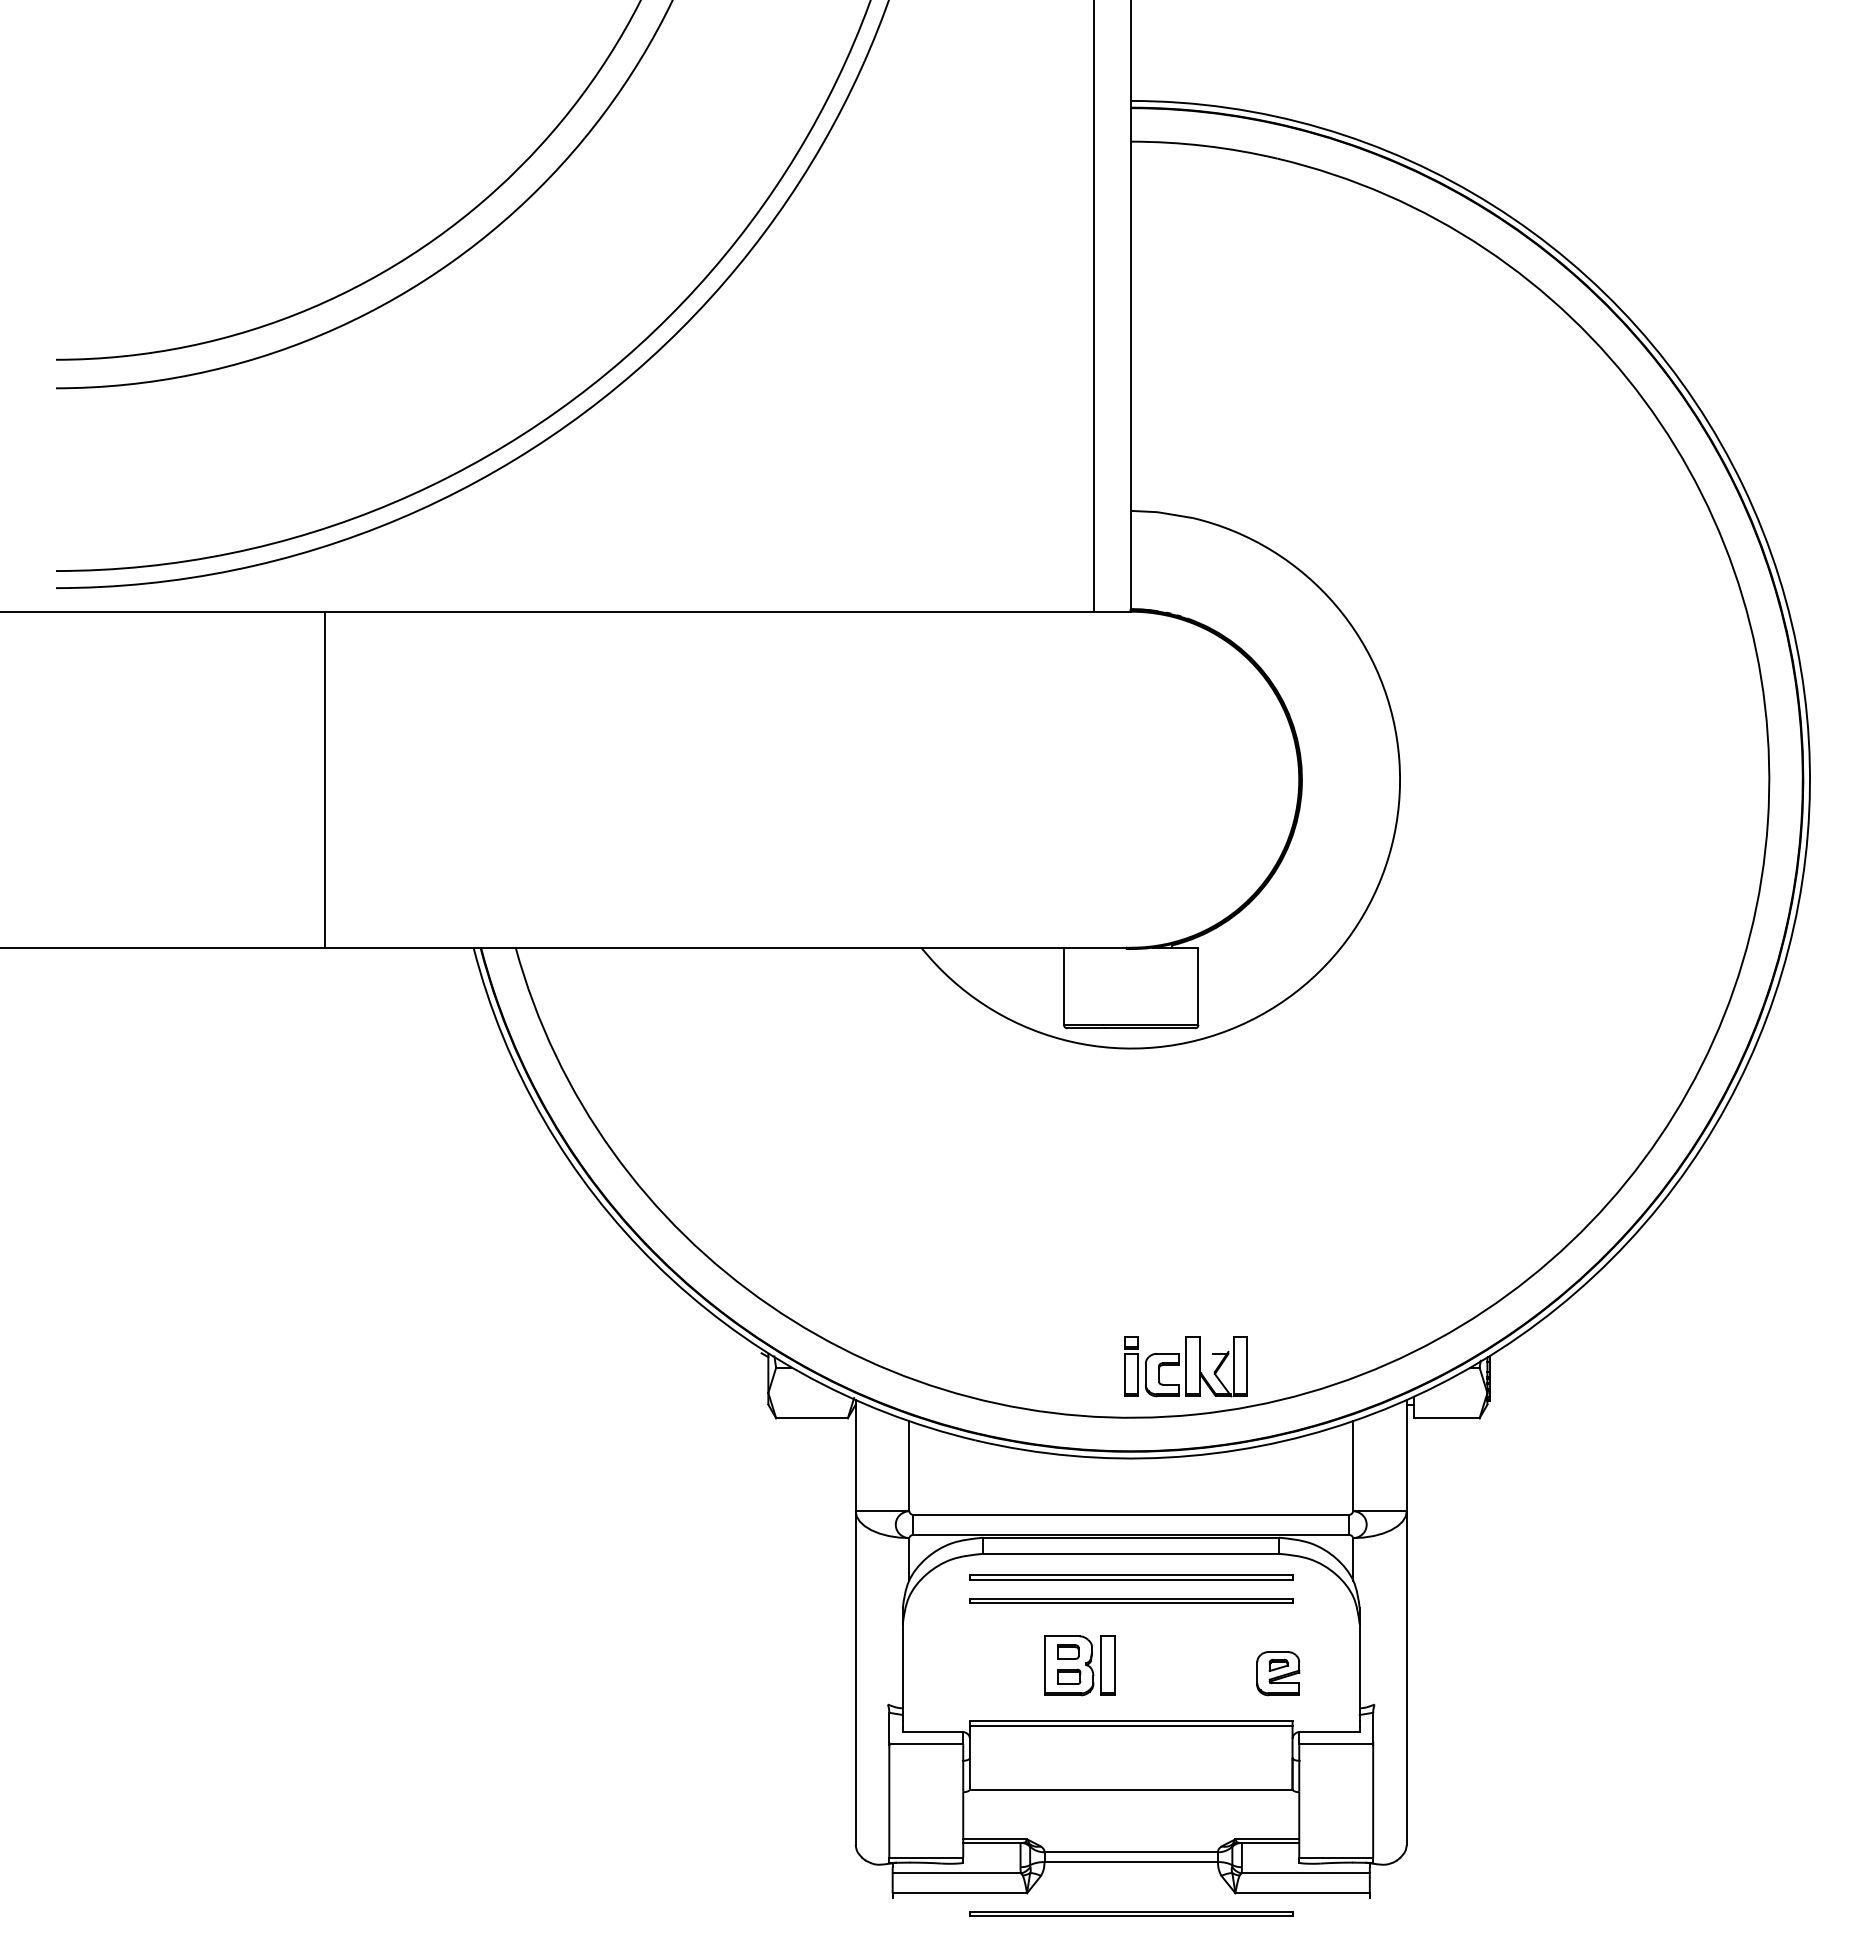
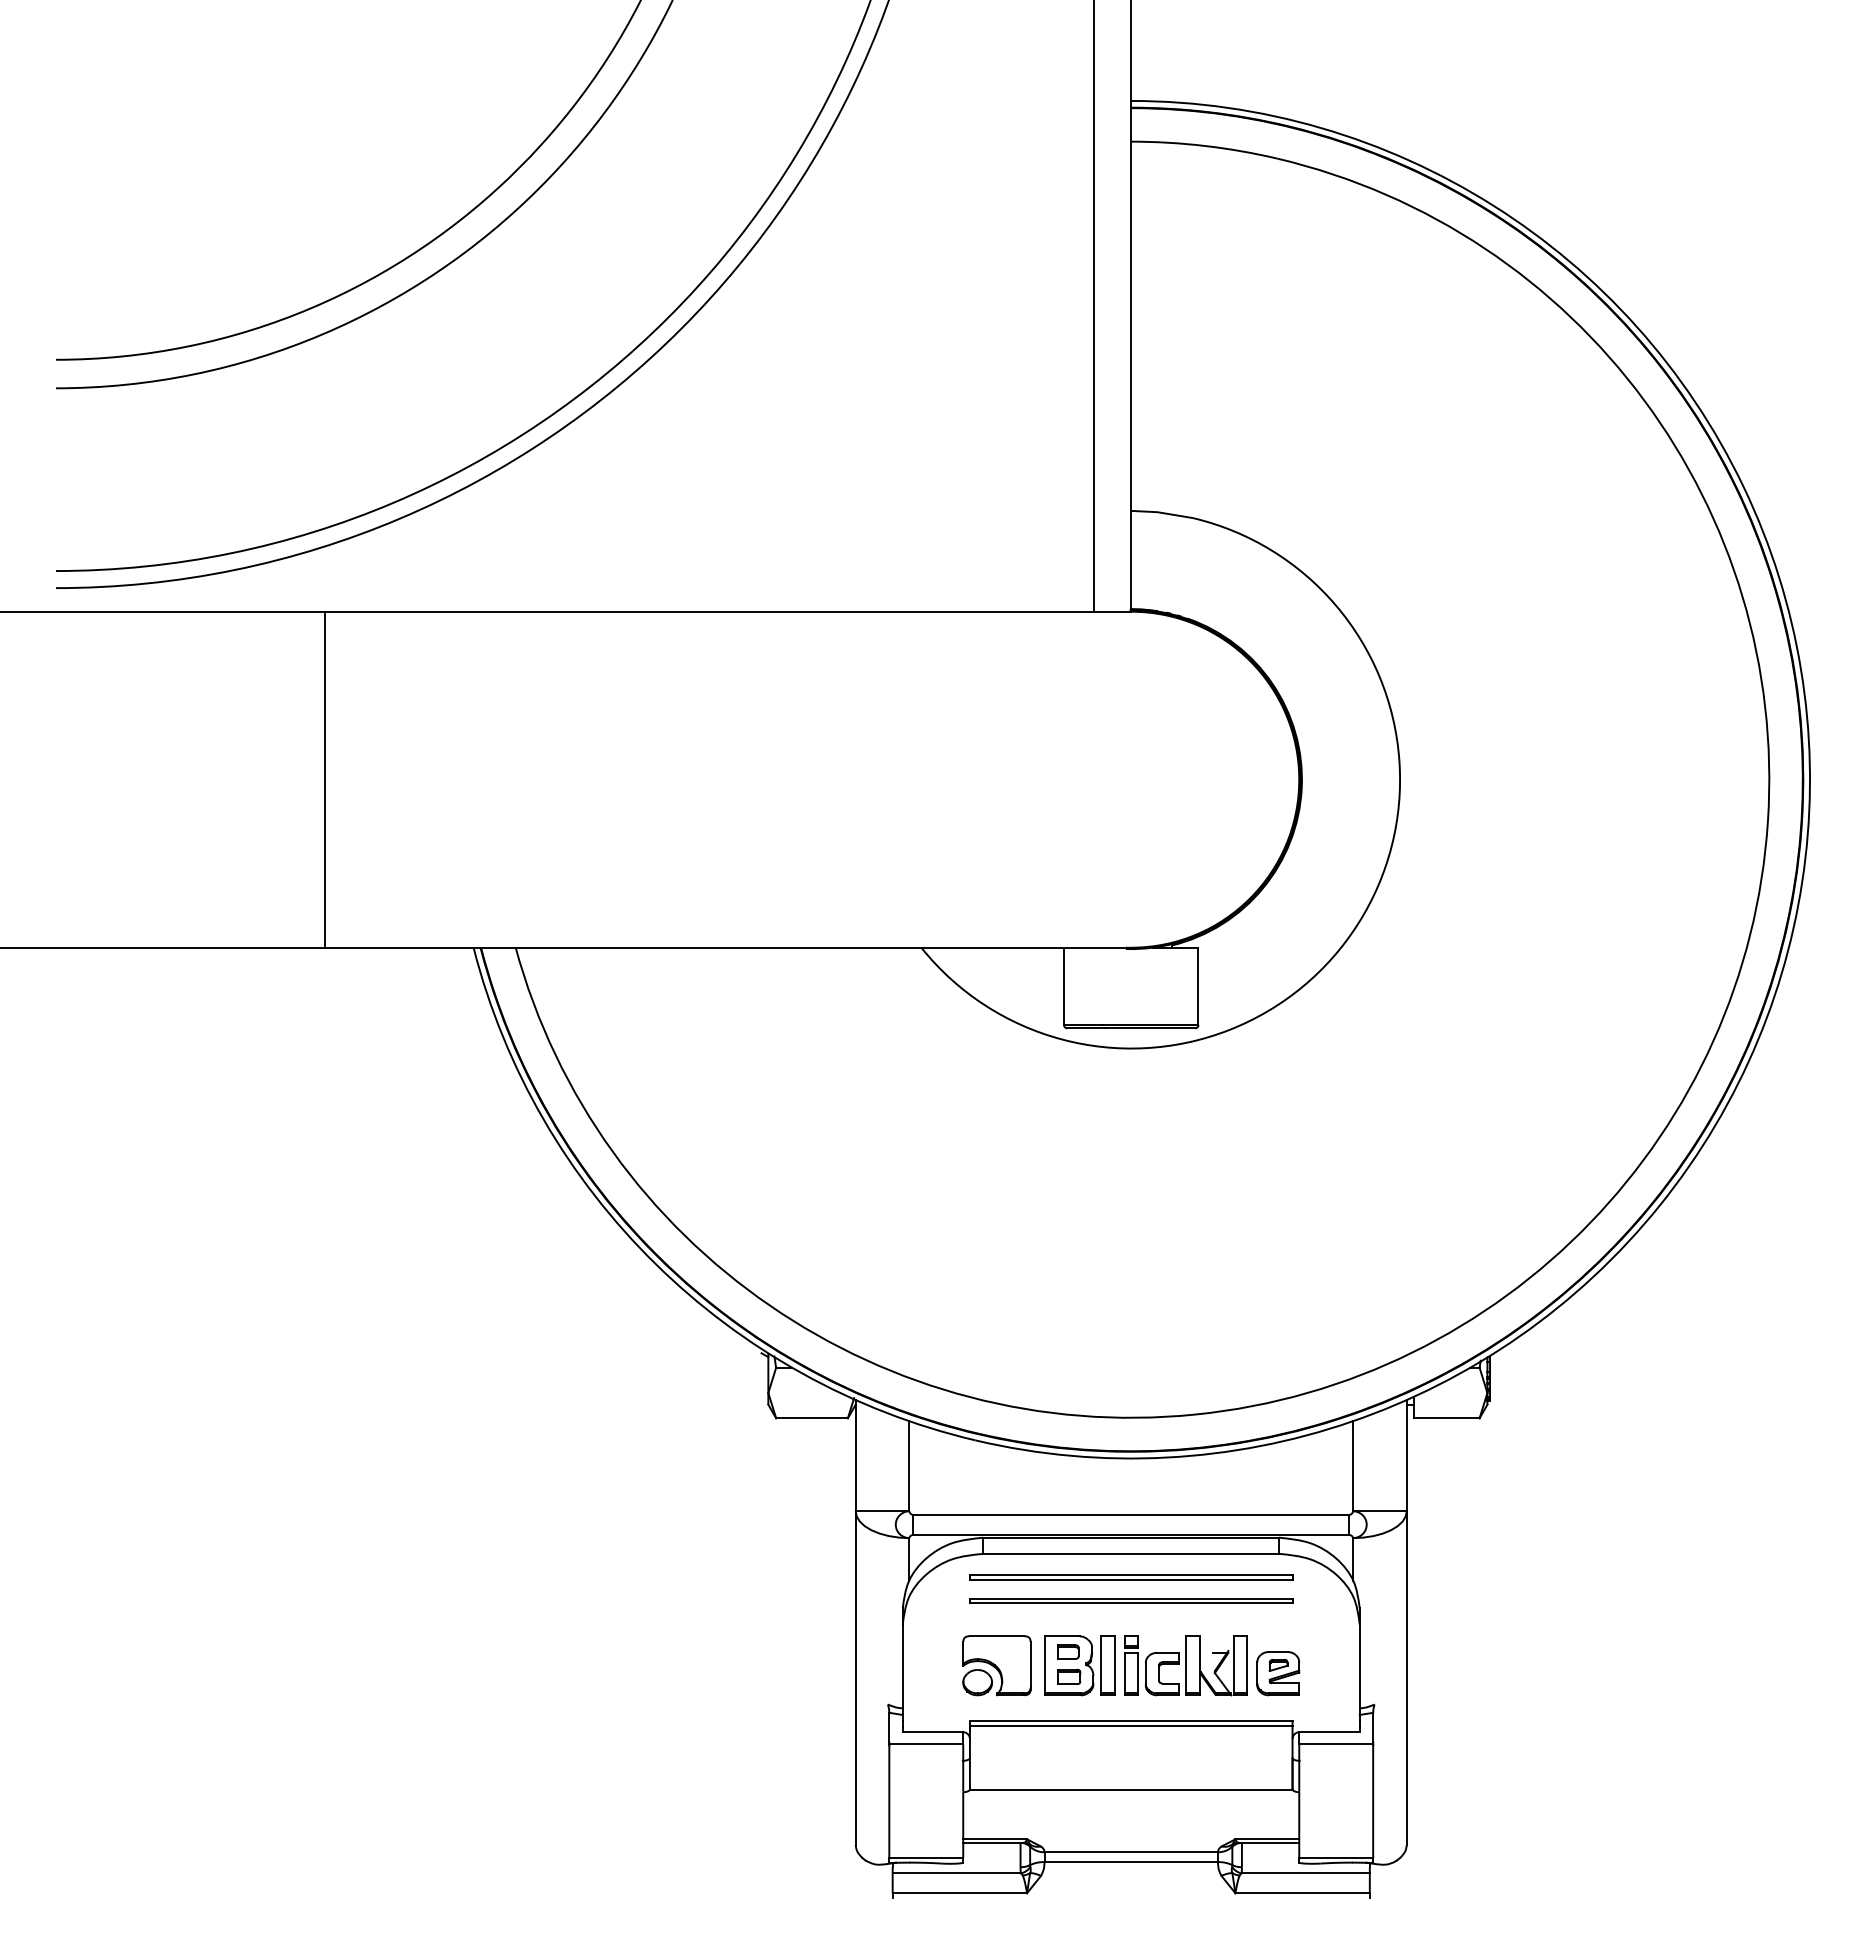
part position: (1185, 1366) -> (1185, 1665) (1185, 1665)
part: none -> present (996, 1665)
part: present -> none (1131, 1913)
